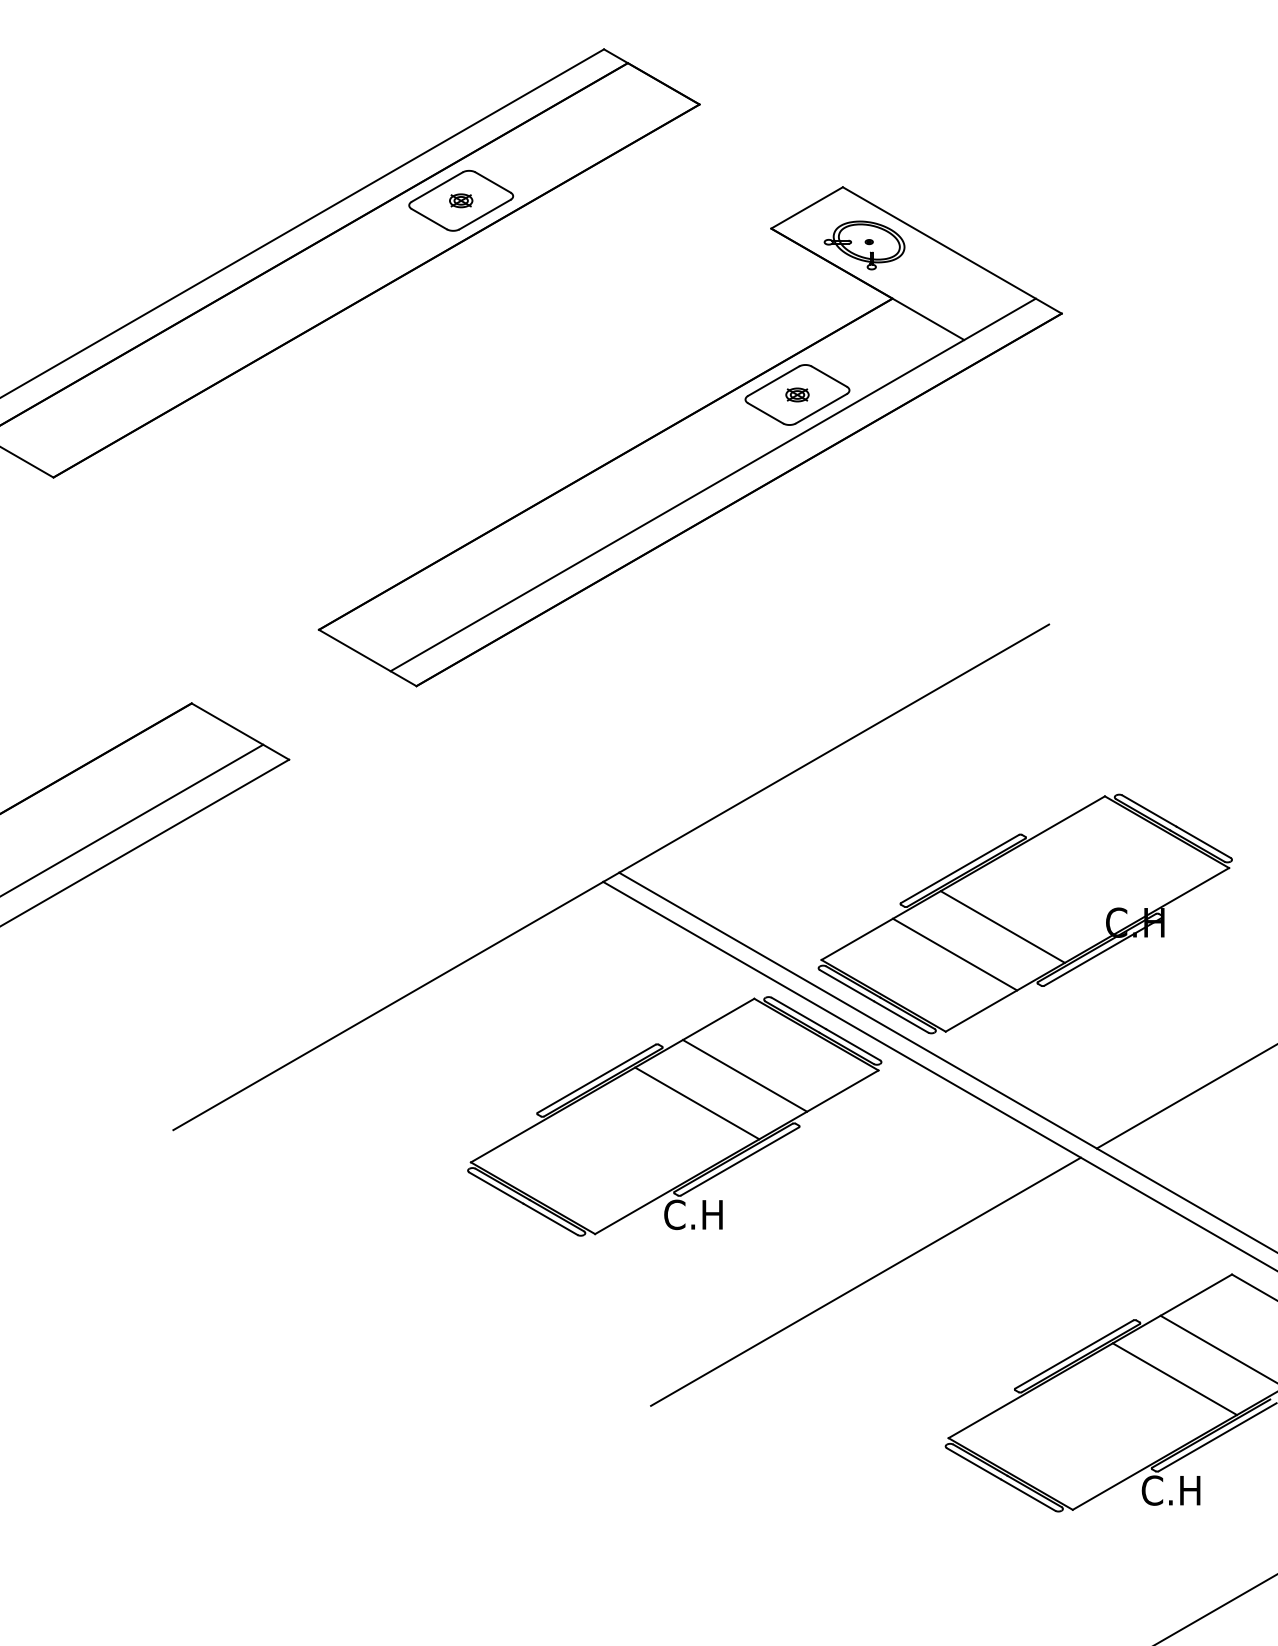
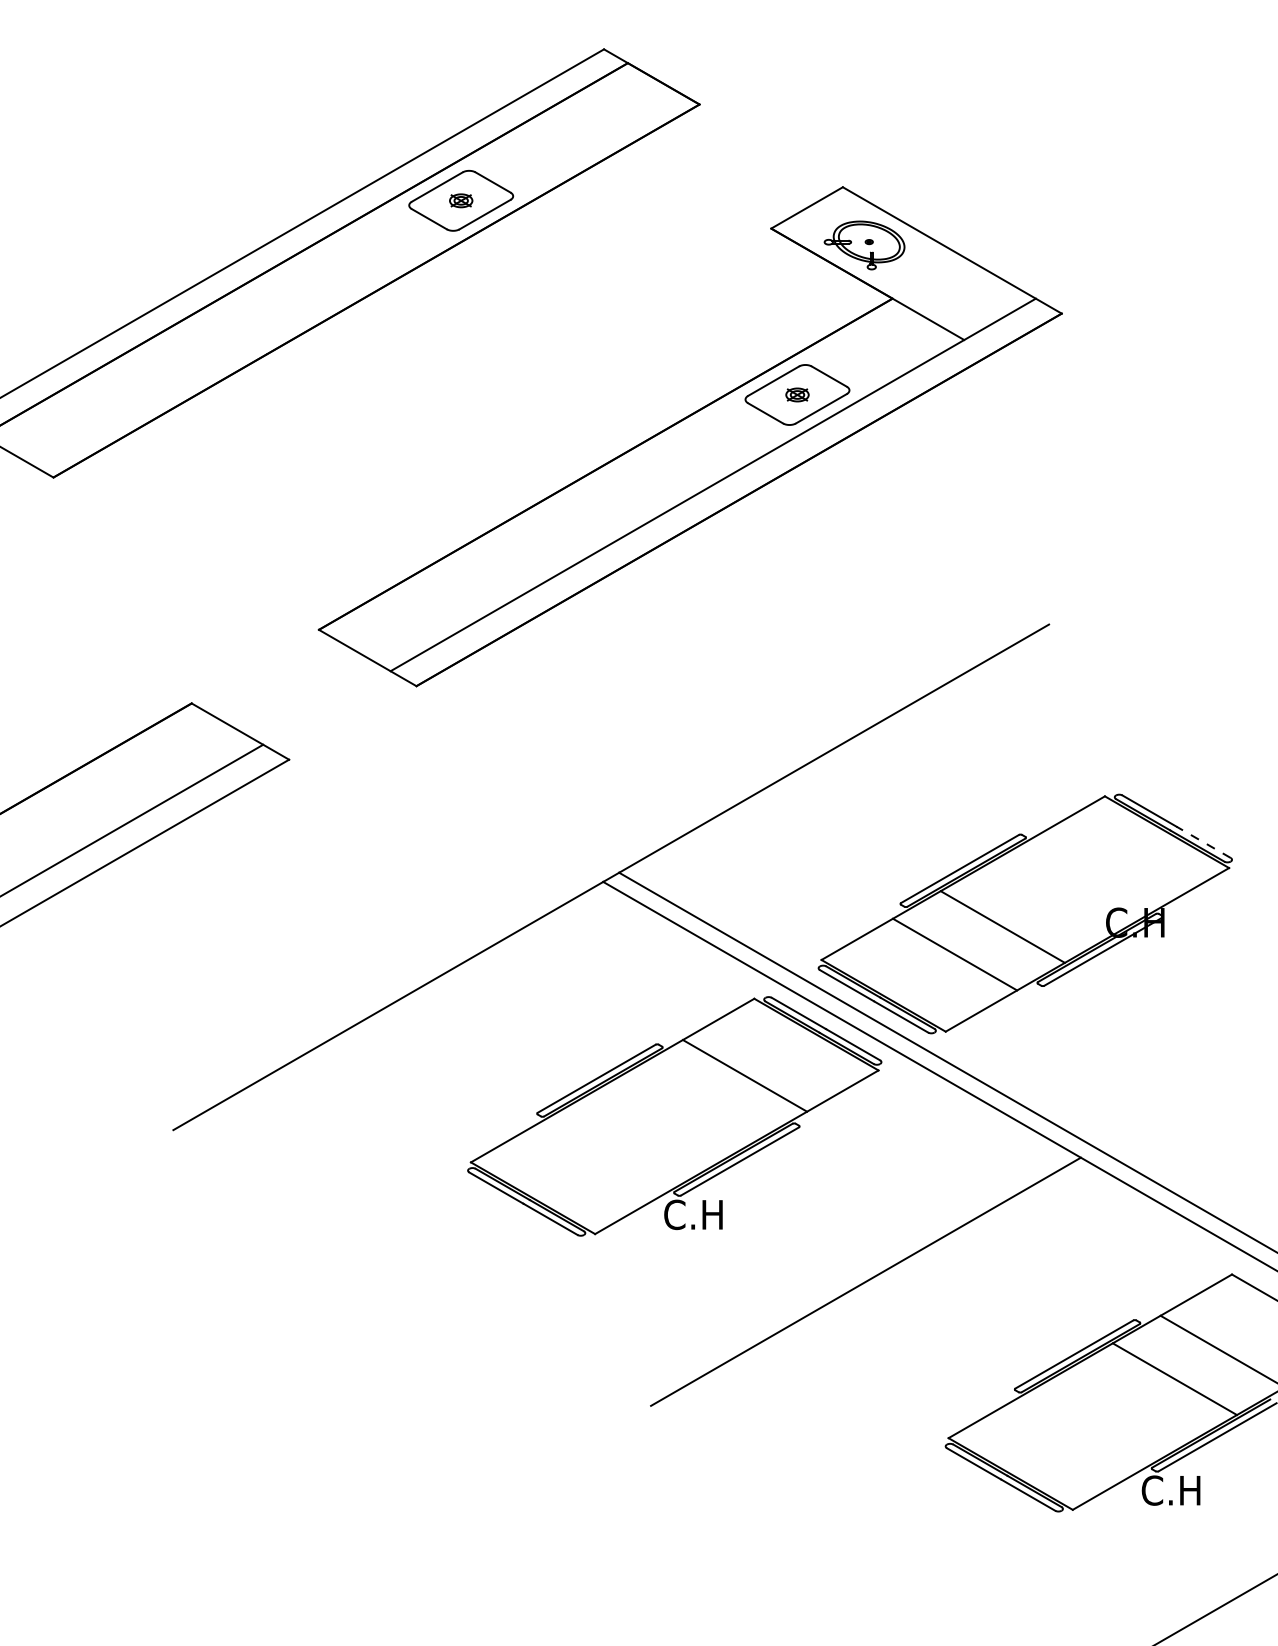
line: solid -> dashed (1203, 842)
line: present -> none (1185, 1096)
line: present -> none (697, 1103)
